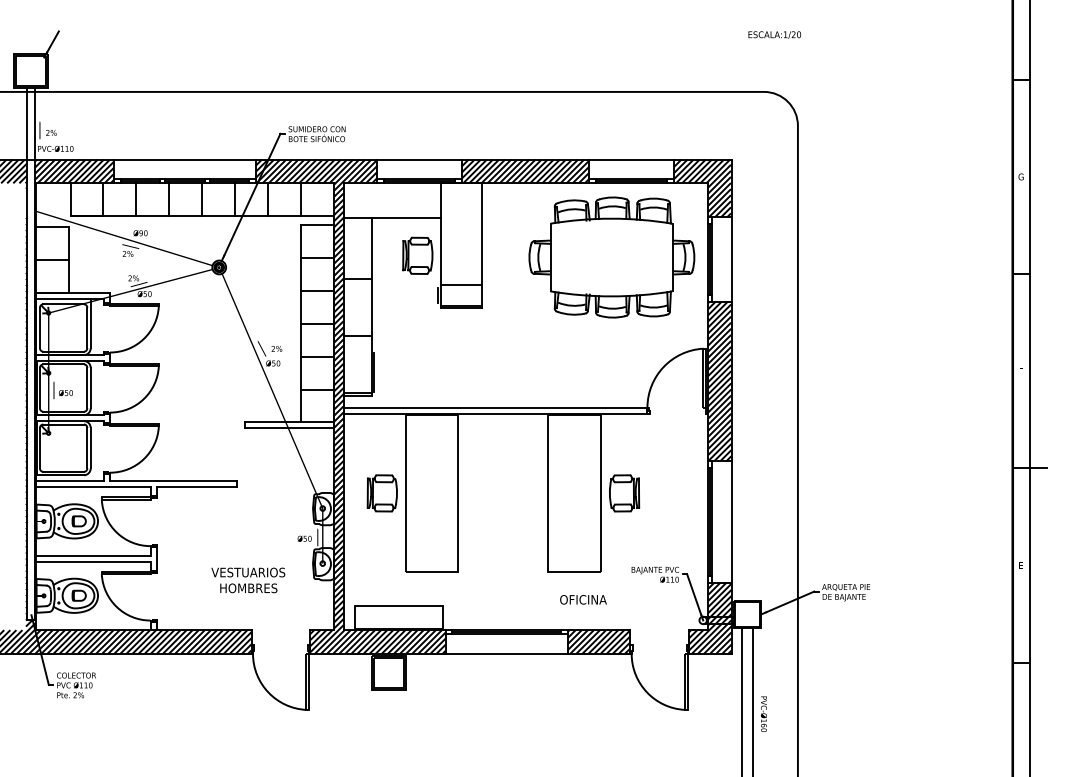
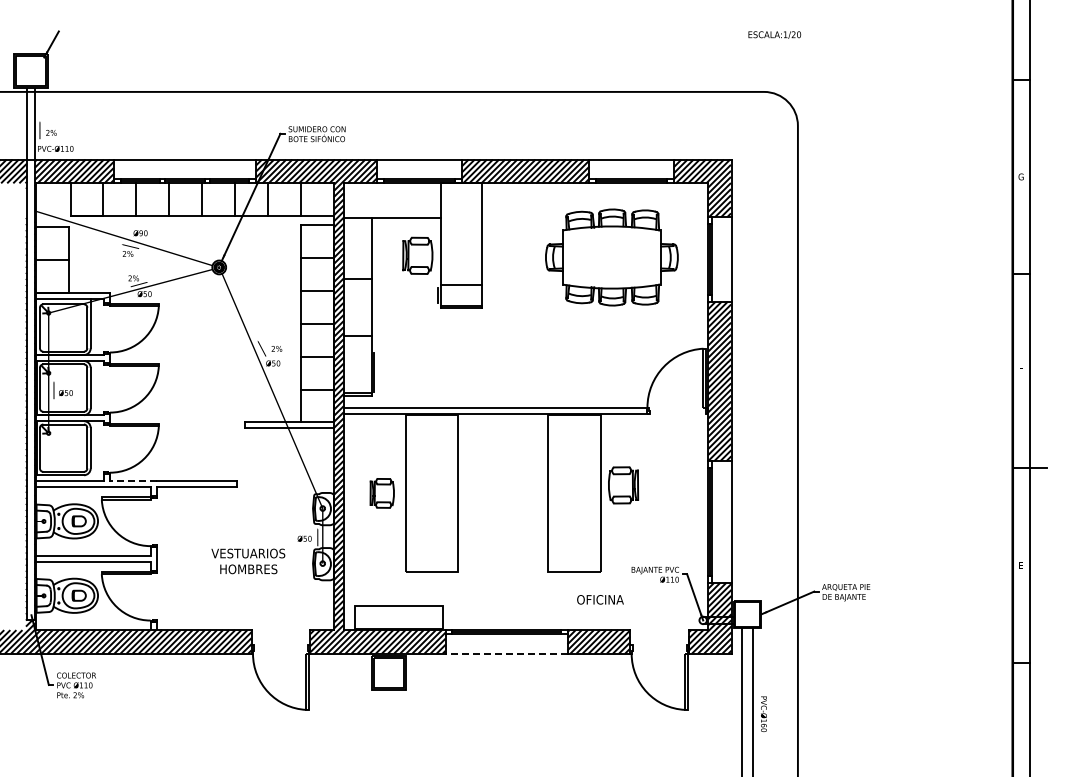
part size: 168x123 px -> 134x99 px (611, 257)
line: solid -> dashed (132, 481)
part size: 32x39 px -> 26x31 px (381, 493)
part position: (624, 493) -> (623, 485) (623, 485)
text position: (248, 580) -> (248, 561) (248, 561)
text position: (583, 599) -> (600, 599) (600, 599)
line: solid -> dashed (506, 653)
